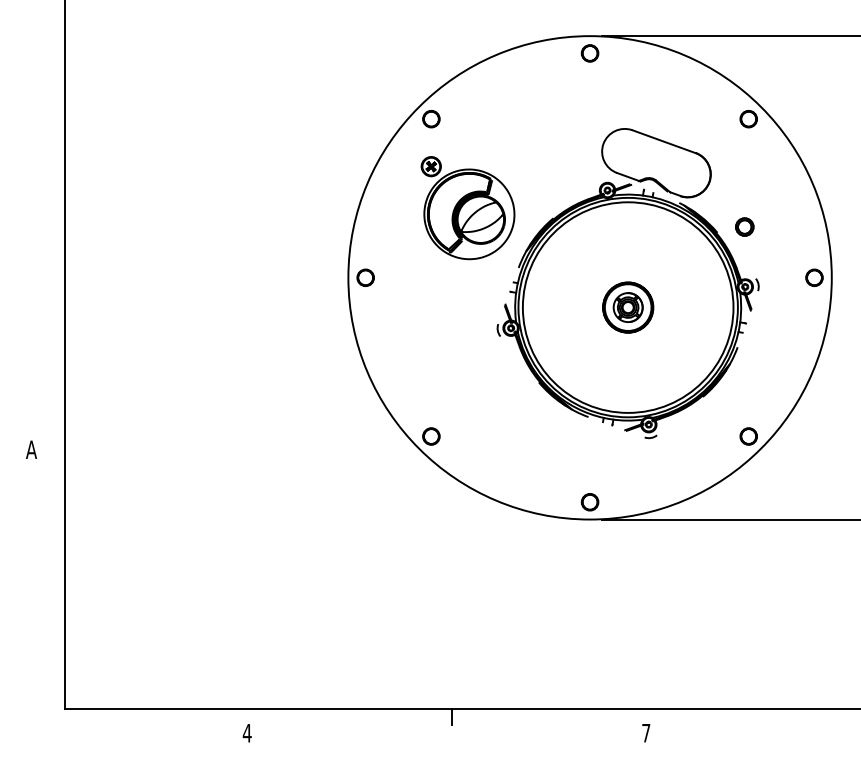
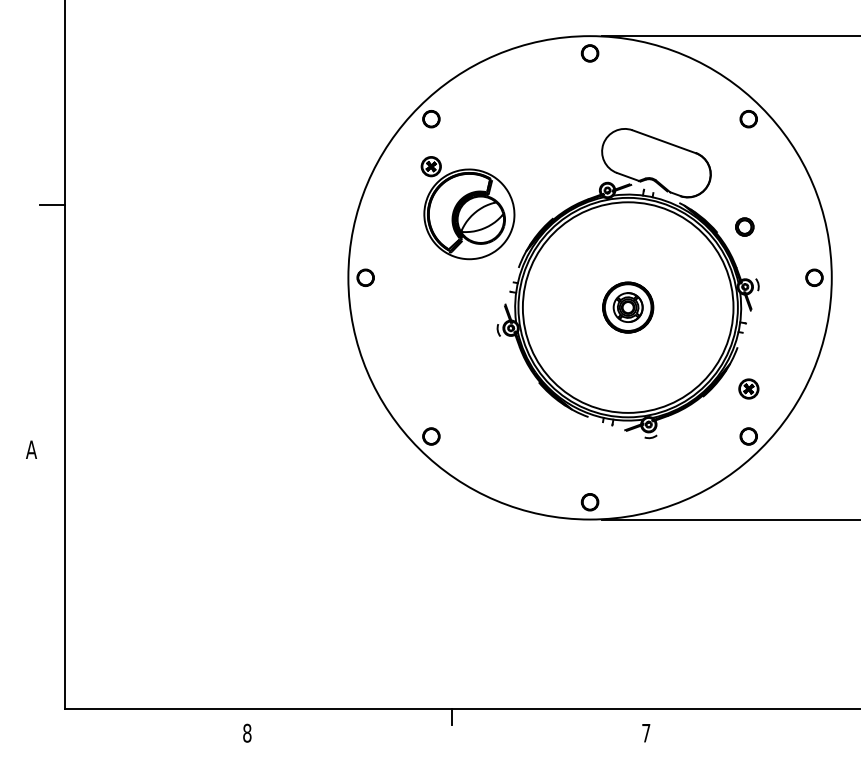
line: none -> present (52, 205)
part: none -> present (748, 388)
text: 4 -> 8 (246, 732)
